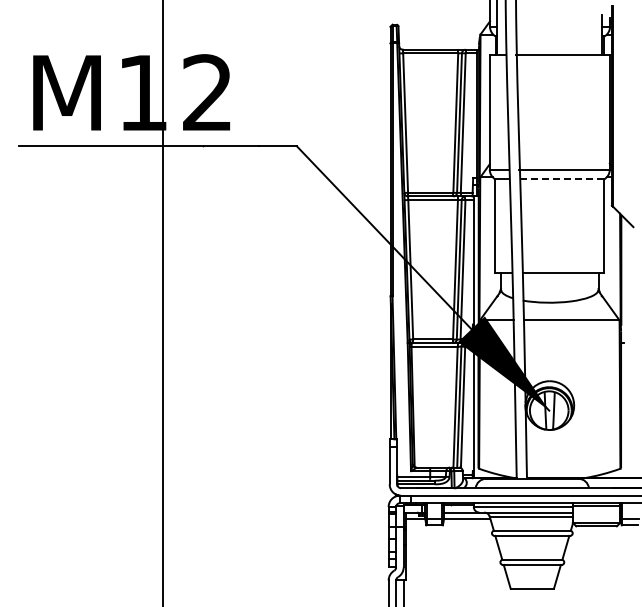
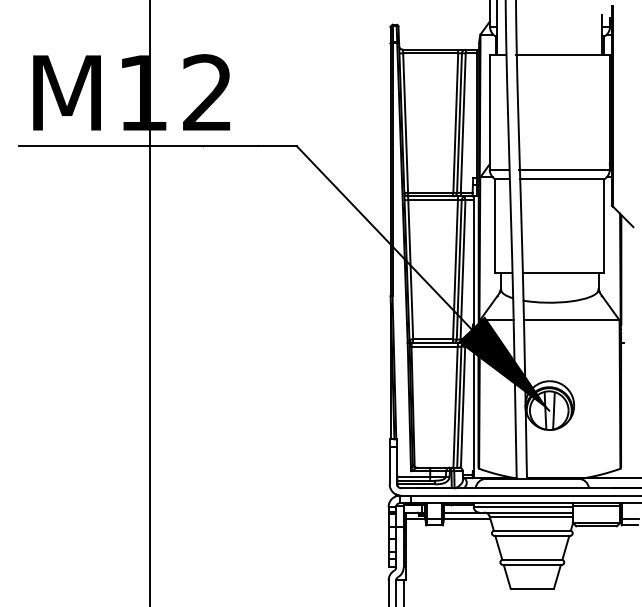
line: dashed -> solid (562, 179)
line position: (162, 302) -> (149, 302) (149, 302)
